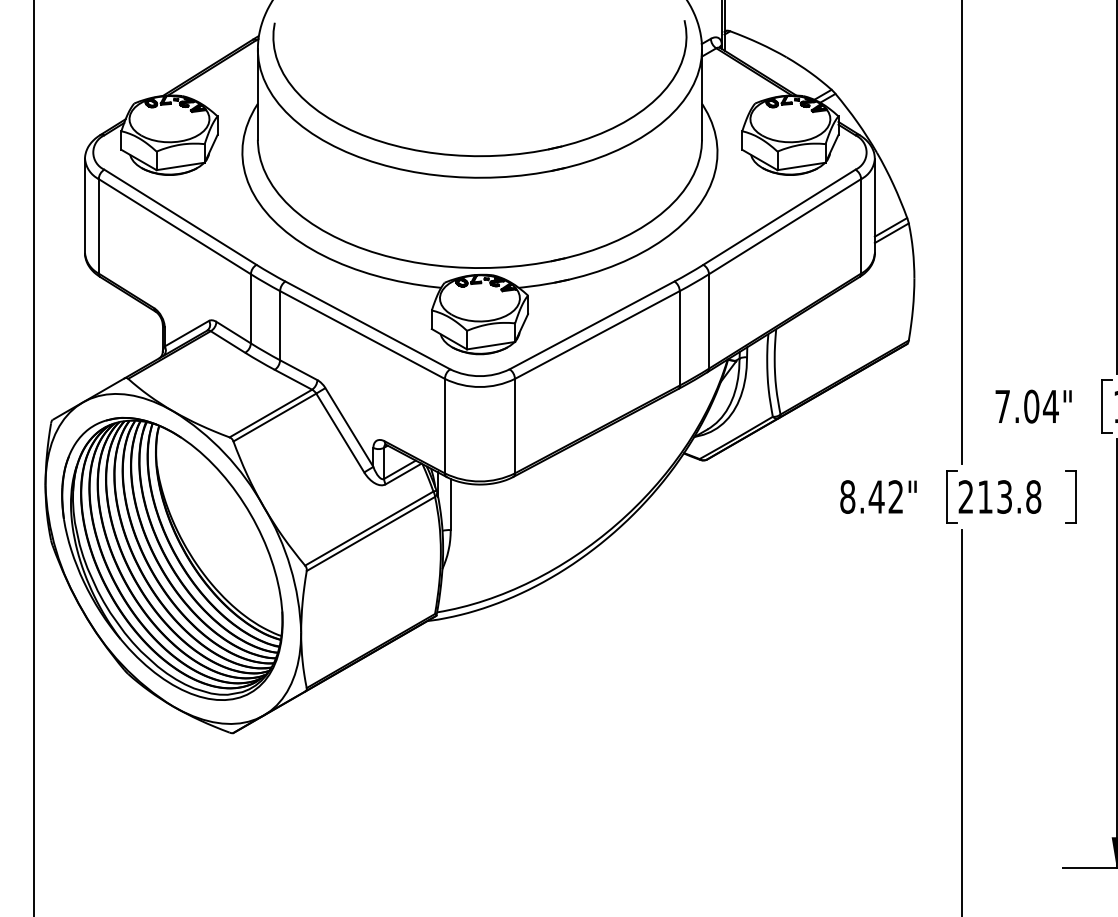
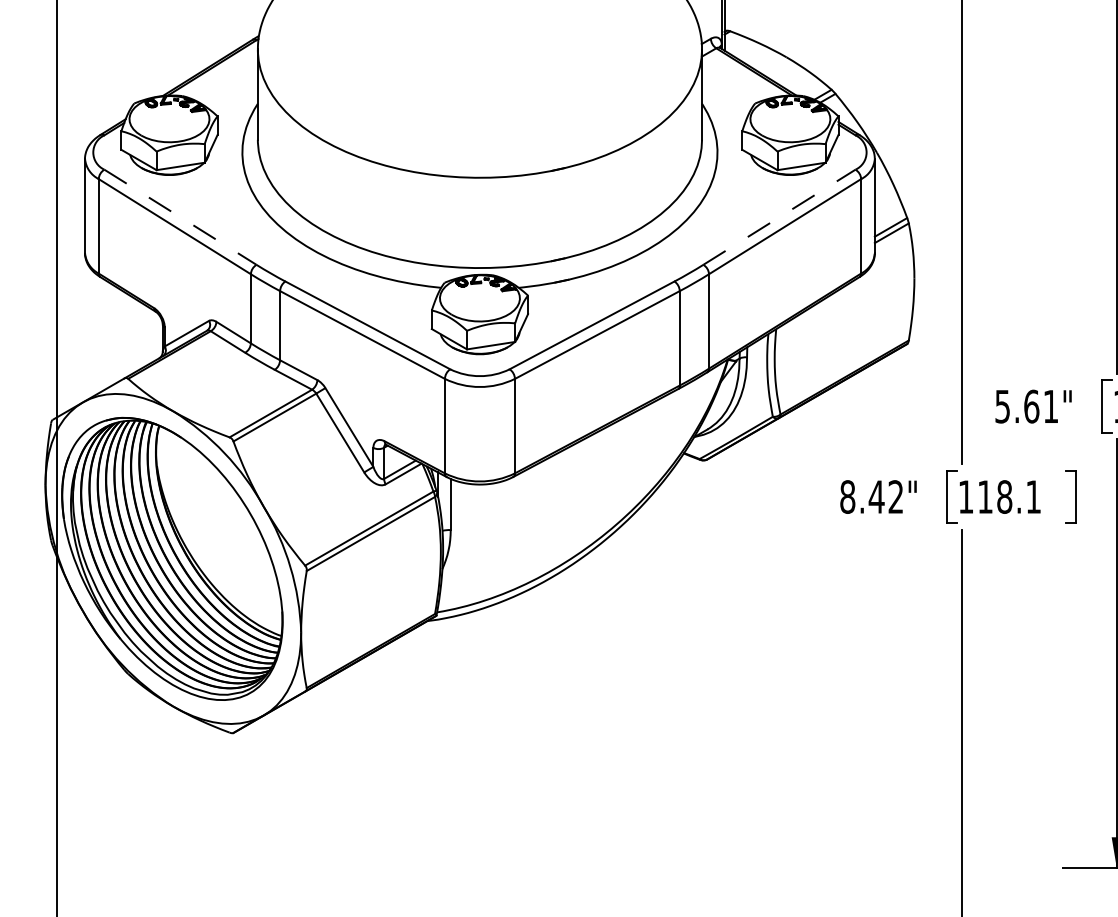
part: present -> none (479, 155)
line: solid -> dashed (180, 217)
line: solid -> dashed (779, 217)
text: 7.04" -> 5.61" (1026, 406)
line position: (33, 457) -> (56, 457) (56, 457)
text: 213.8 -> 118.1 (999, 496)
